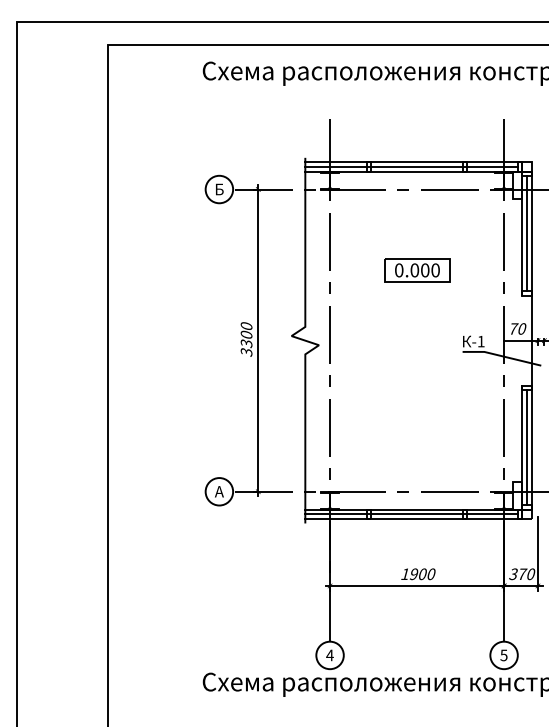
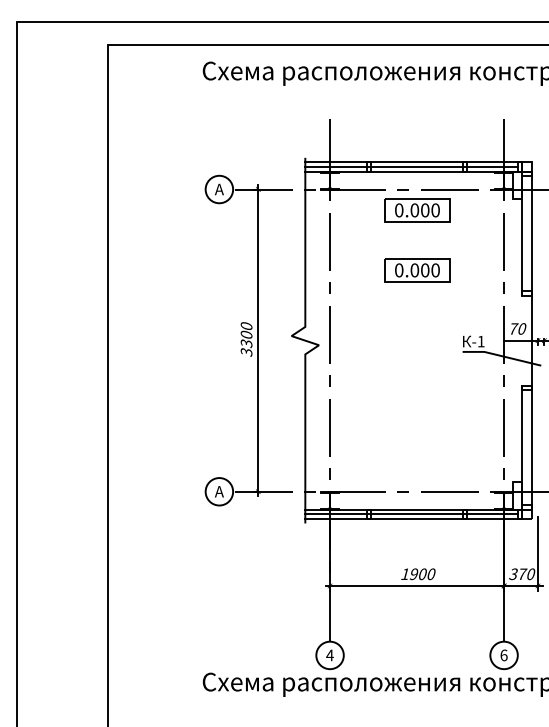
text: Б -> А (219, 189)
part: none -> present (417, 210)
line: present -> none (526, 233)
line: present -> none (526, 447)
text: 5 -> 6 (503, 655)
